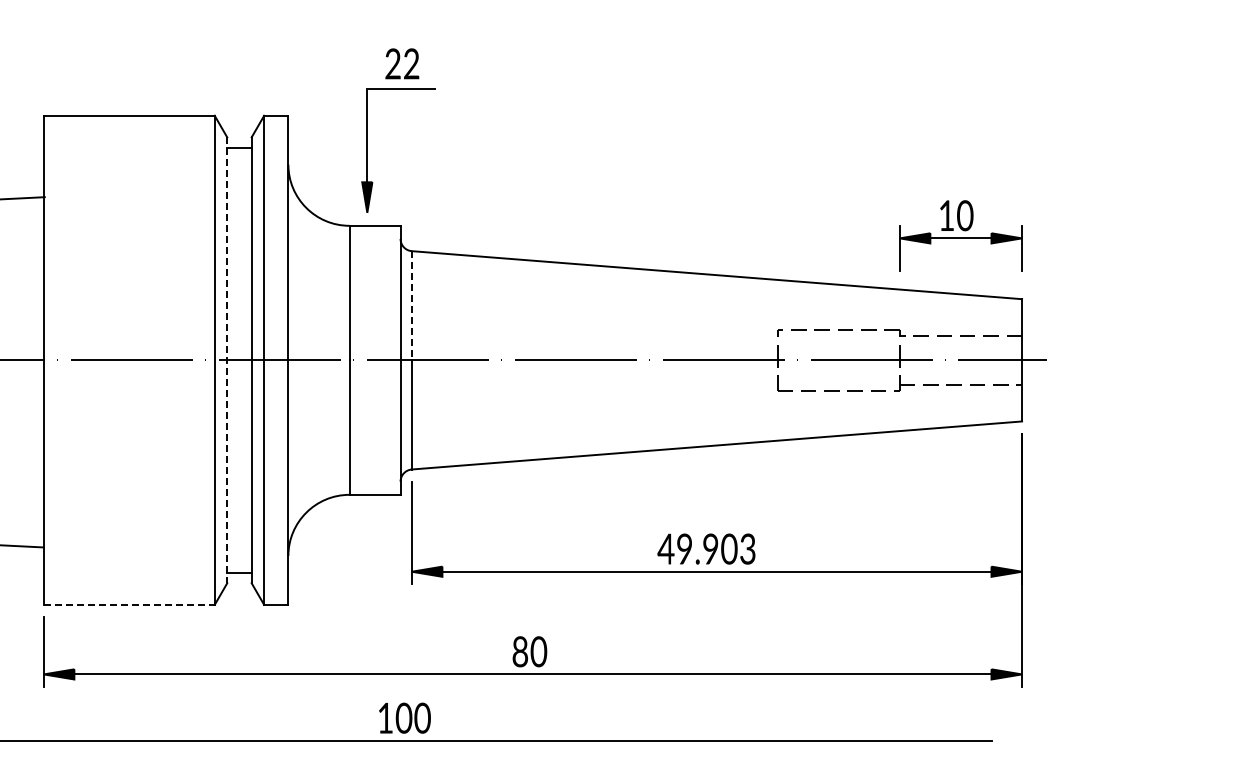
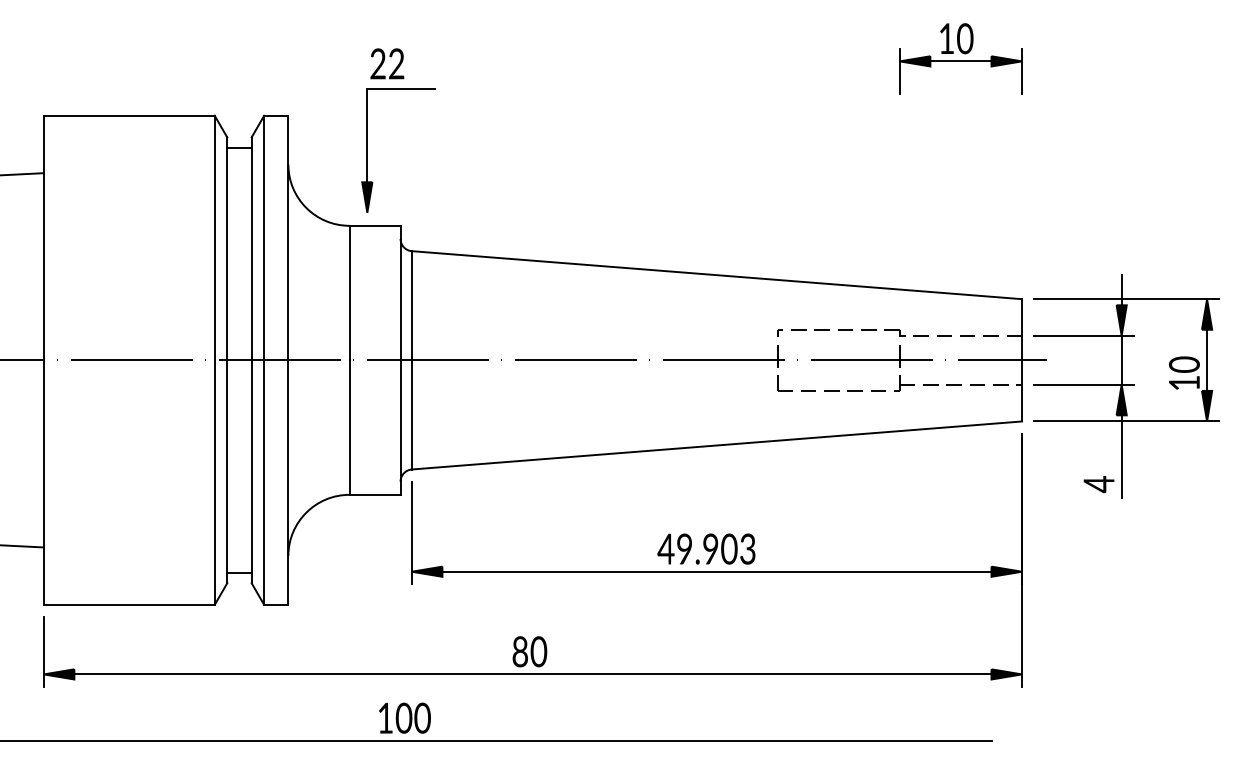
text position: (402, 63) -> (387, 63) (387, 63)
line position: (23, 198) -> (22, 174) (22, 174)
part position: (960, 235) -> (960, 58) (960, 58)
line: dashed -> solid (411, 305)
line: dashed -> solid (227, 360)
part: none -> present (1126, 386)
line: dashed -> solid (129, 604)
